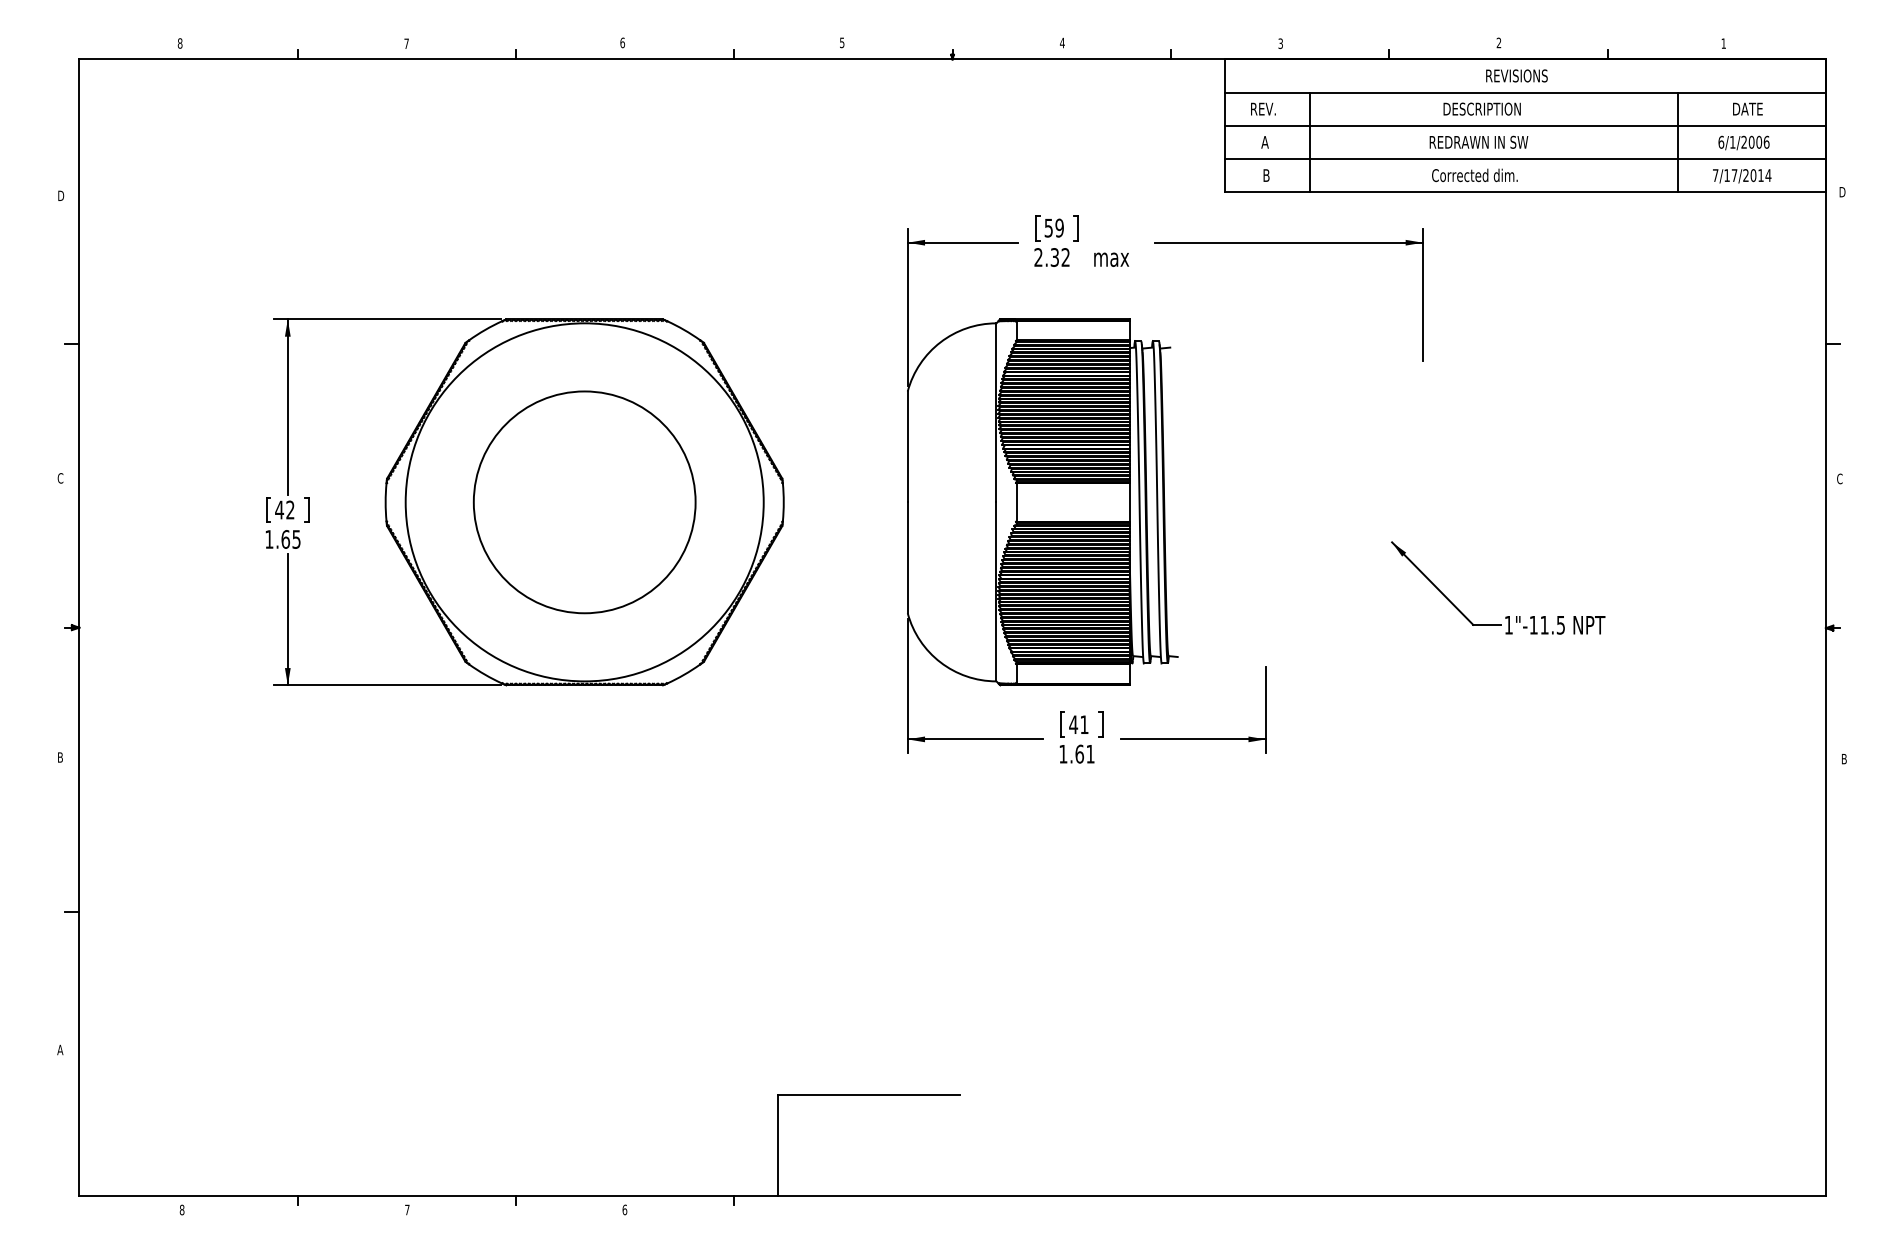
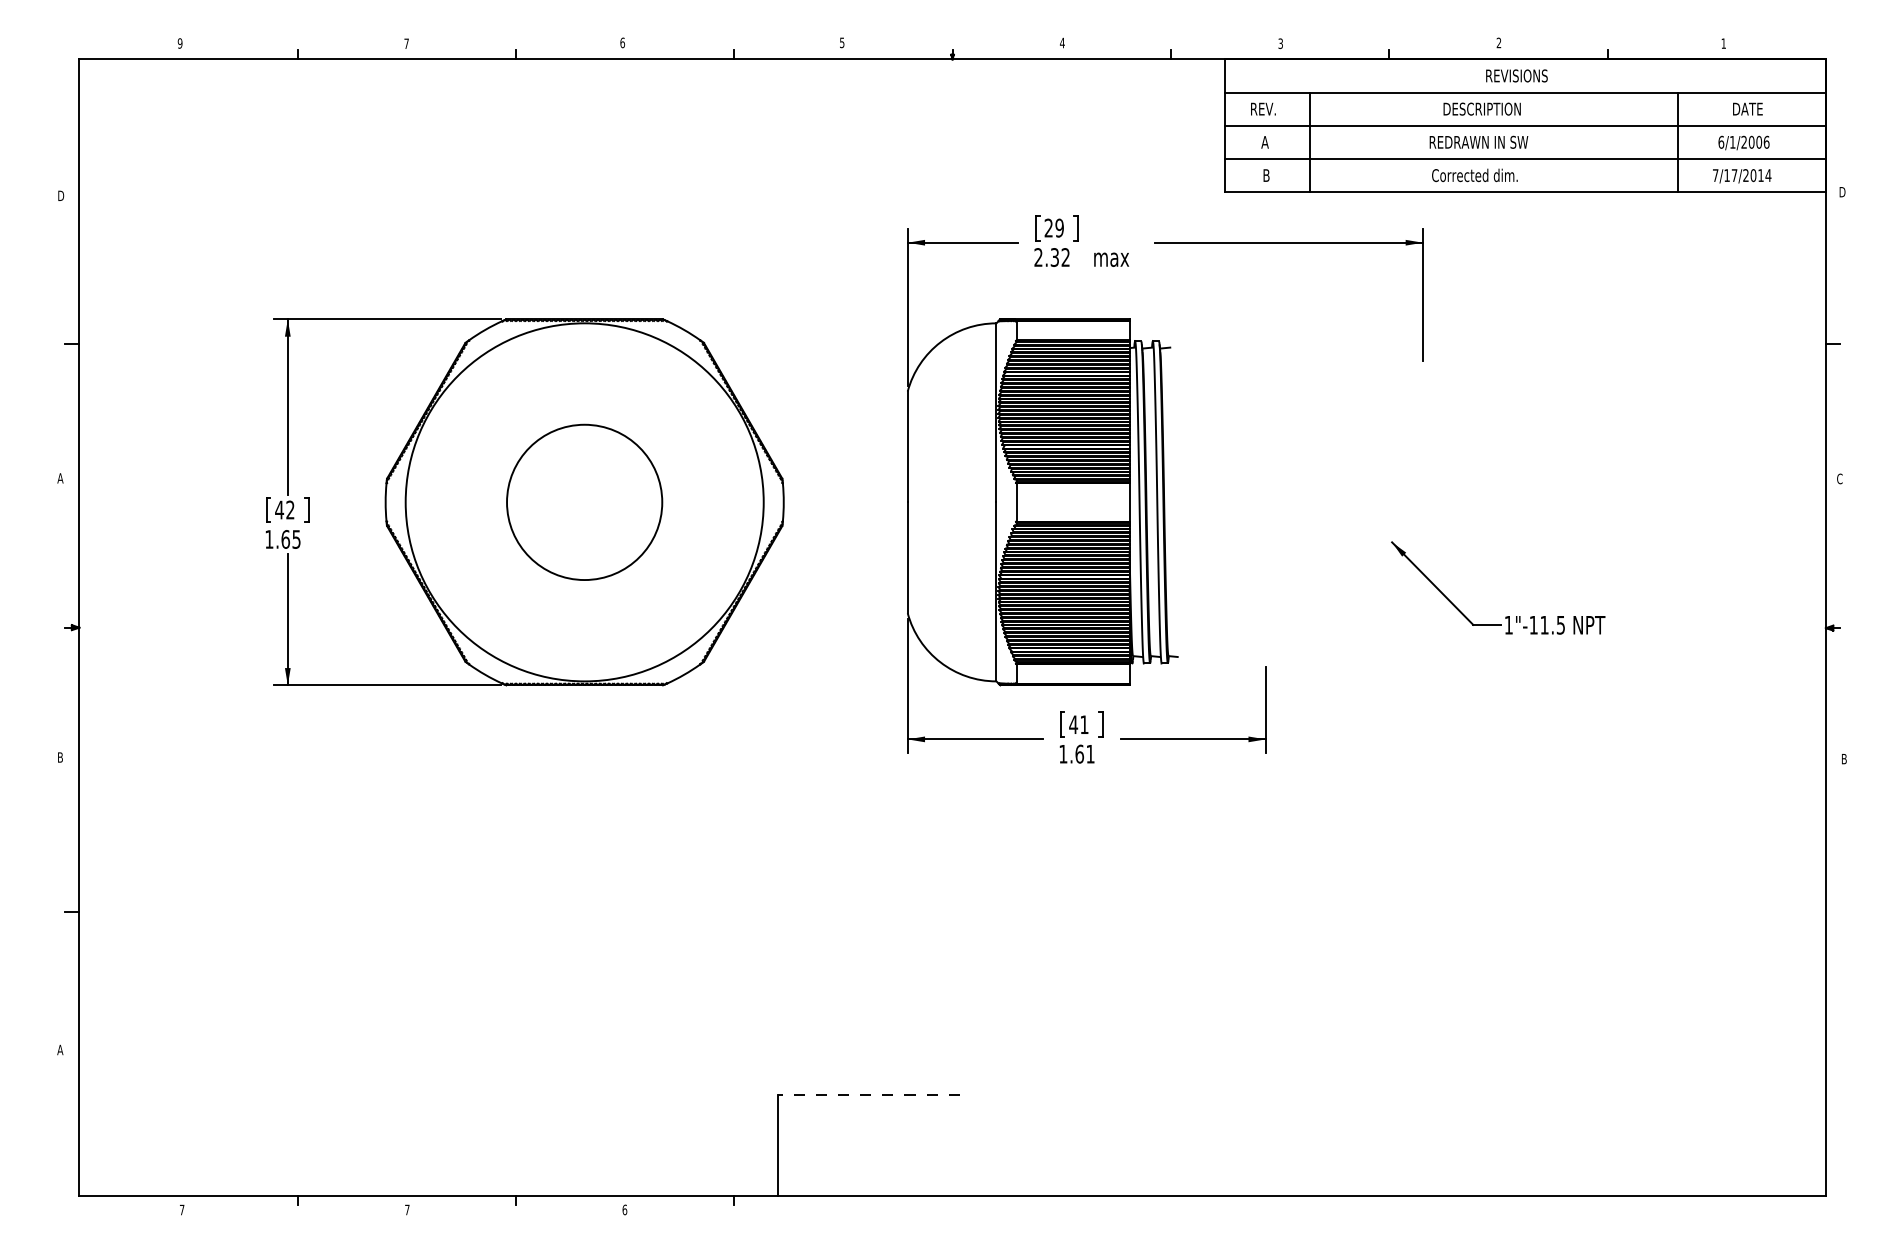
text: 8 -> 9 (179, 43)
text: 59 -> 29 (1048, 227)
text: C -> A (60, 478)
circle size: 225x225 px -> 158x158 px (584, 501)
line: solid -> dashed (869, 1094)
text: 8 -> 7 (181, 1209)
